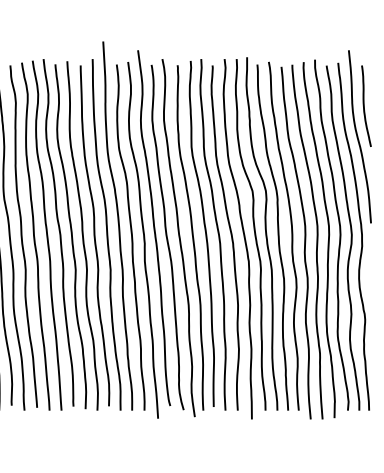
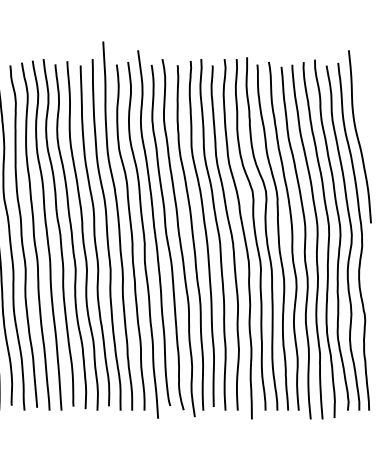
curve: present -> none (364, 105)
